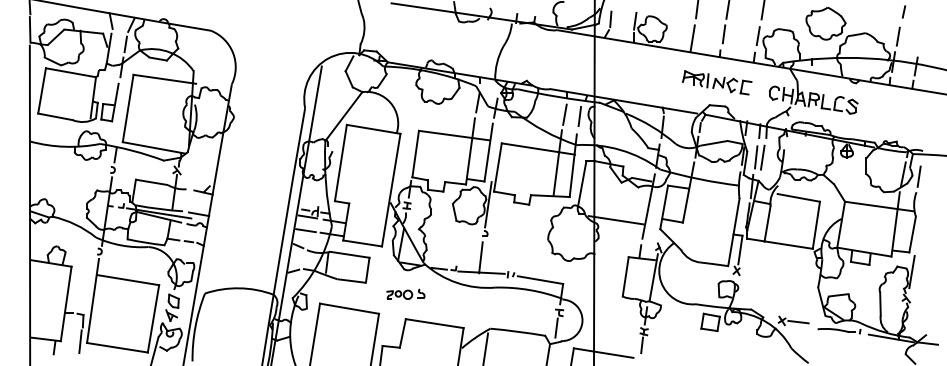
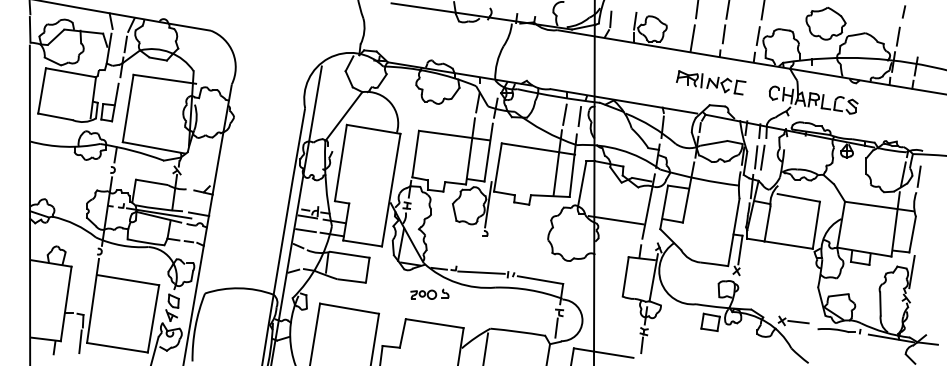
part position: (717, 82) -> (711, 82) (711, 82)
line: present -> none (480, 257)
part position: (405, 293) -> (429, 293) (429, 293)
